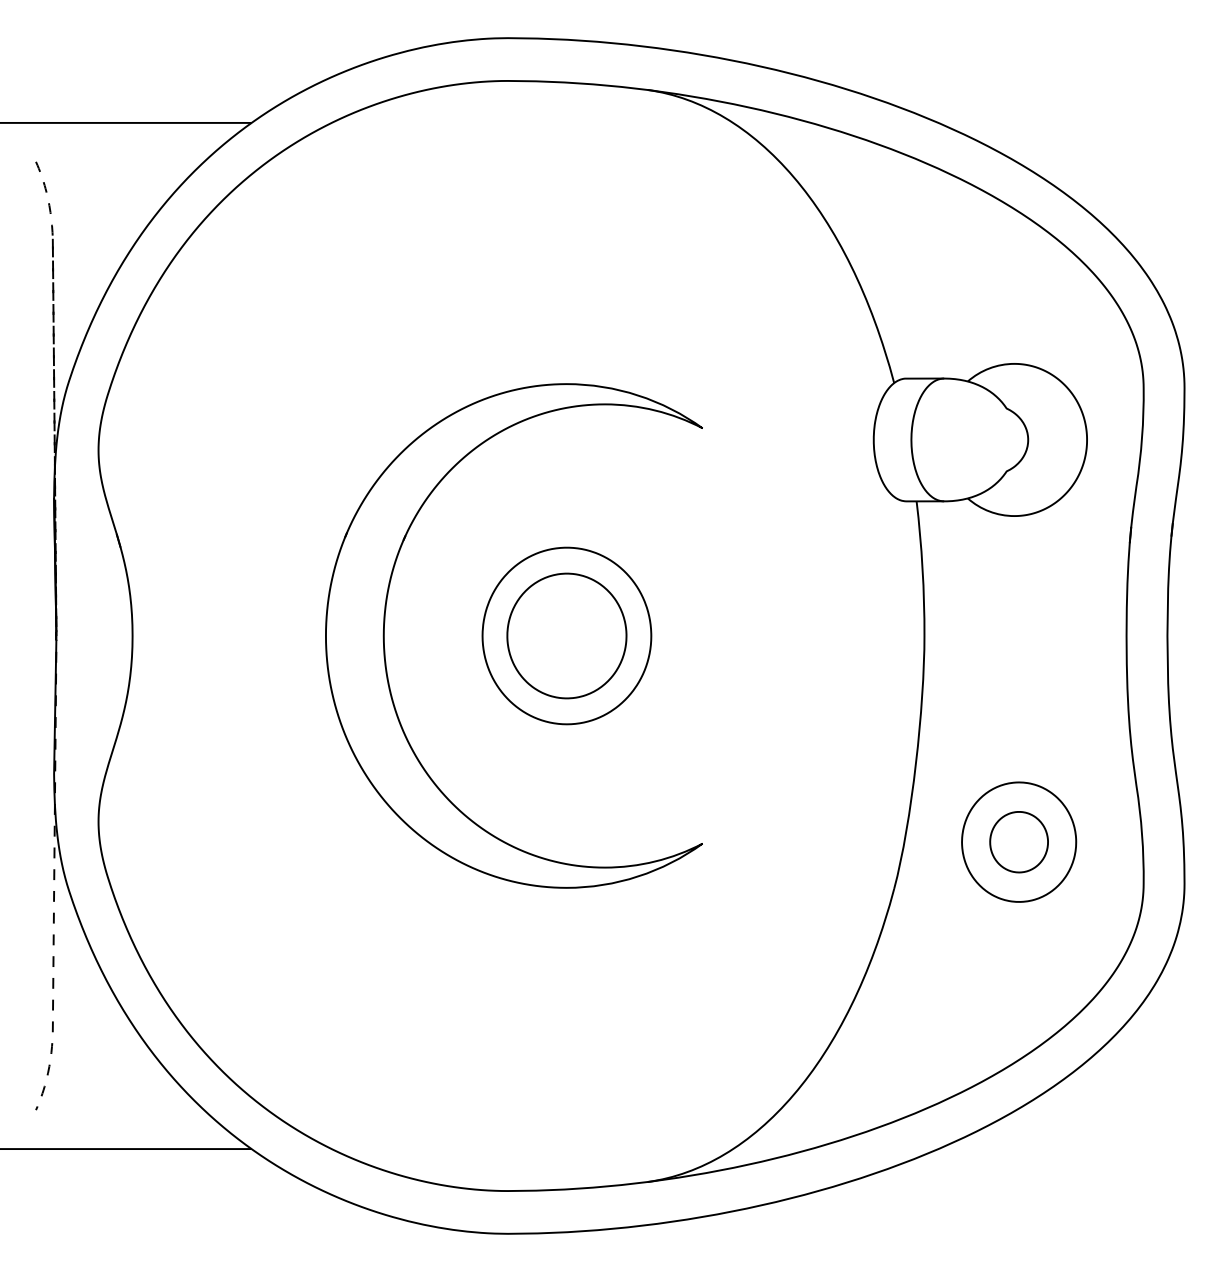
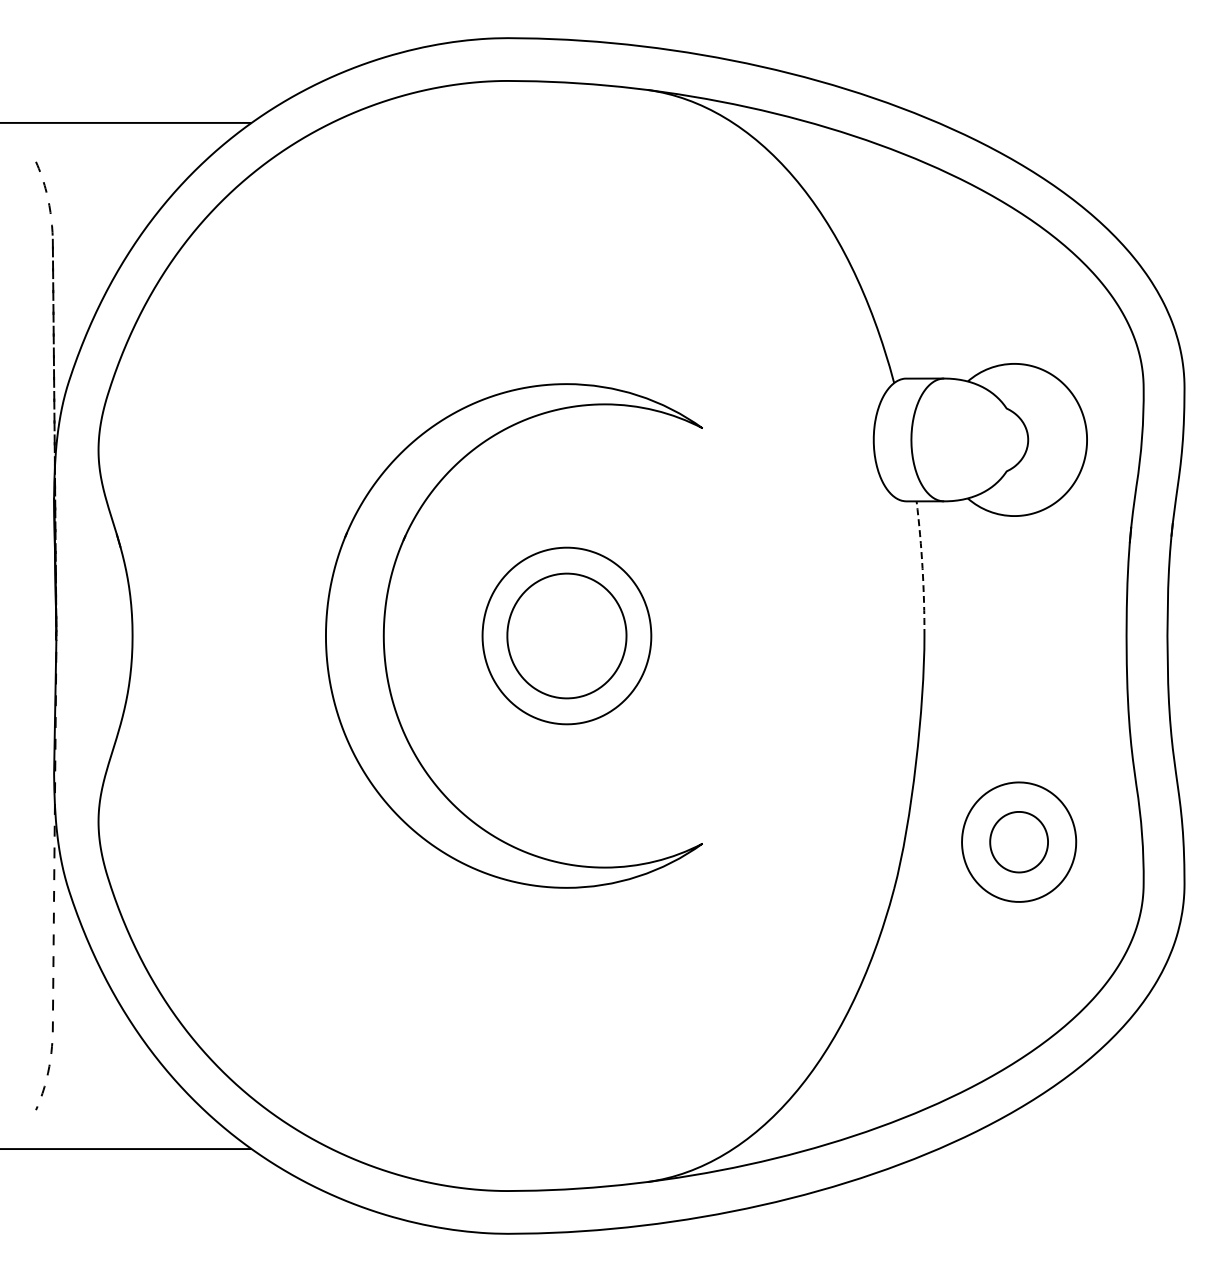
arc: solid -> dashed (922, 568)
